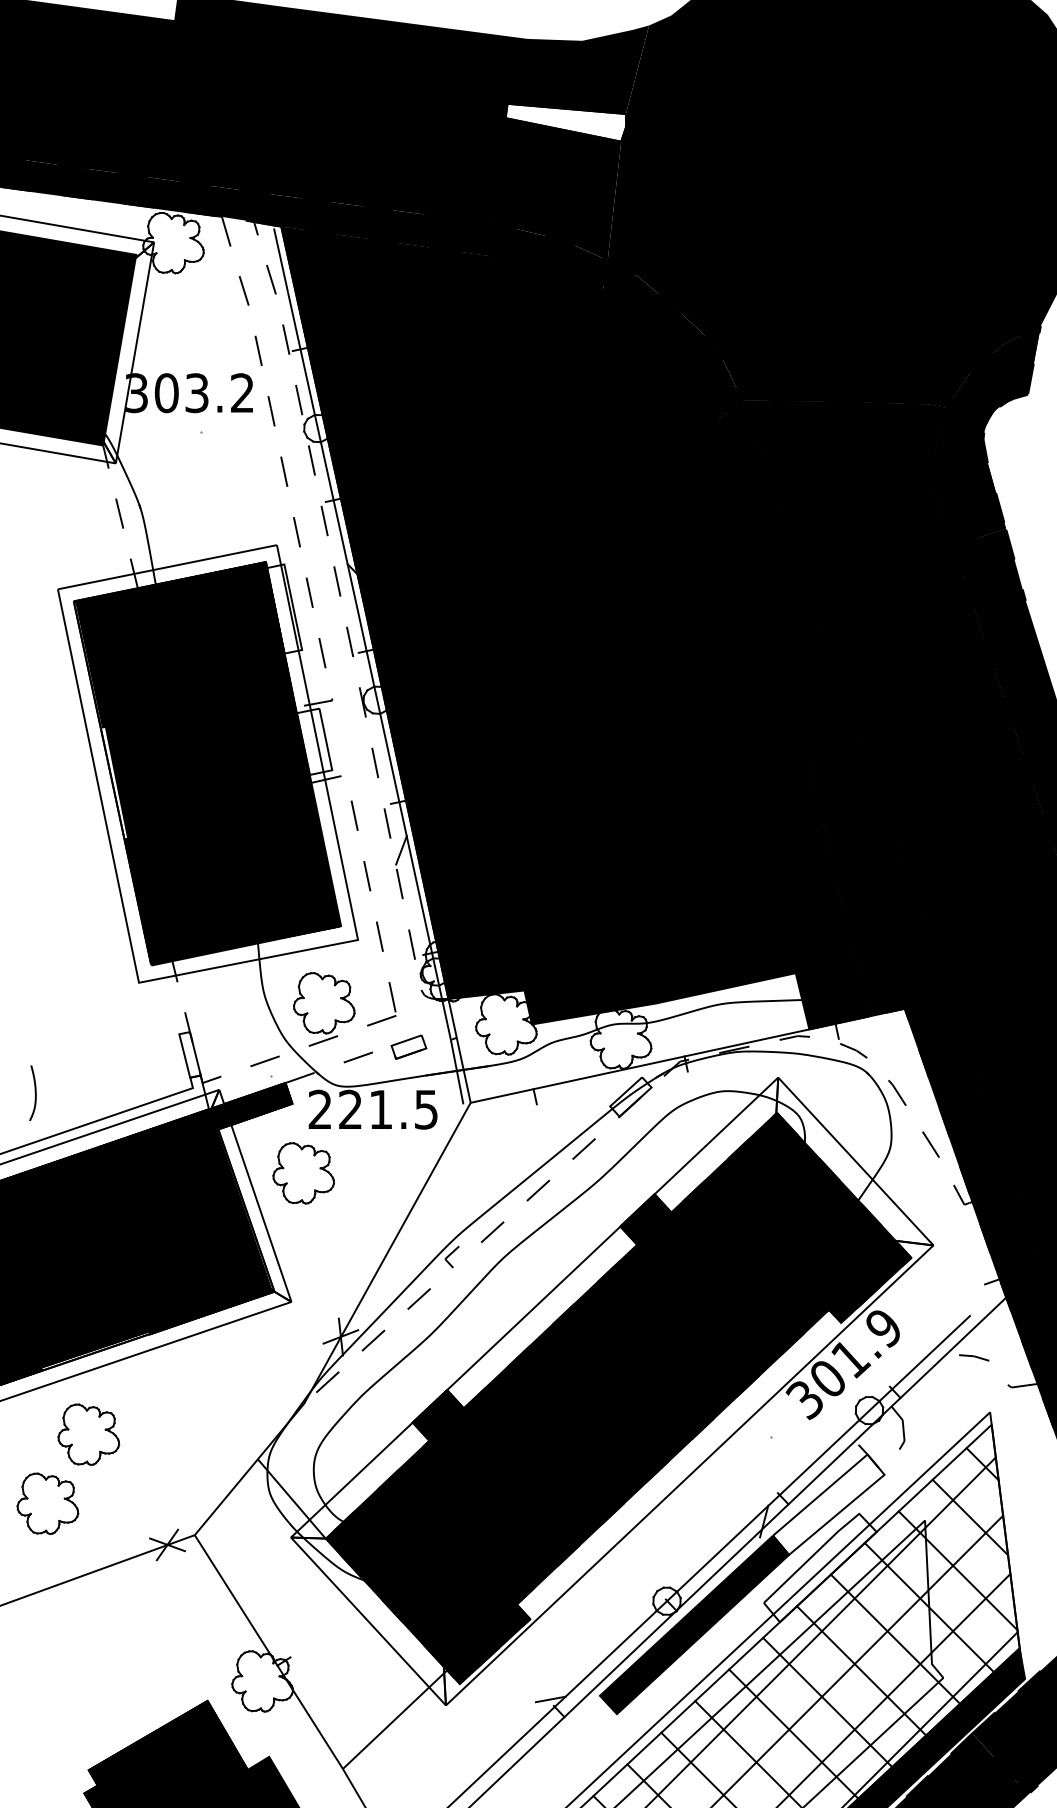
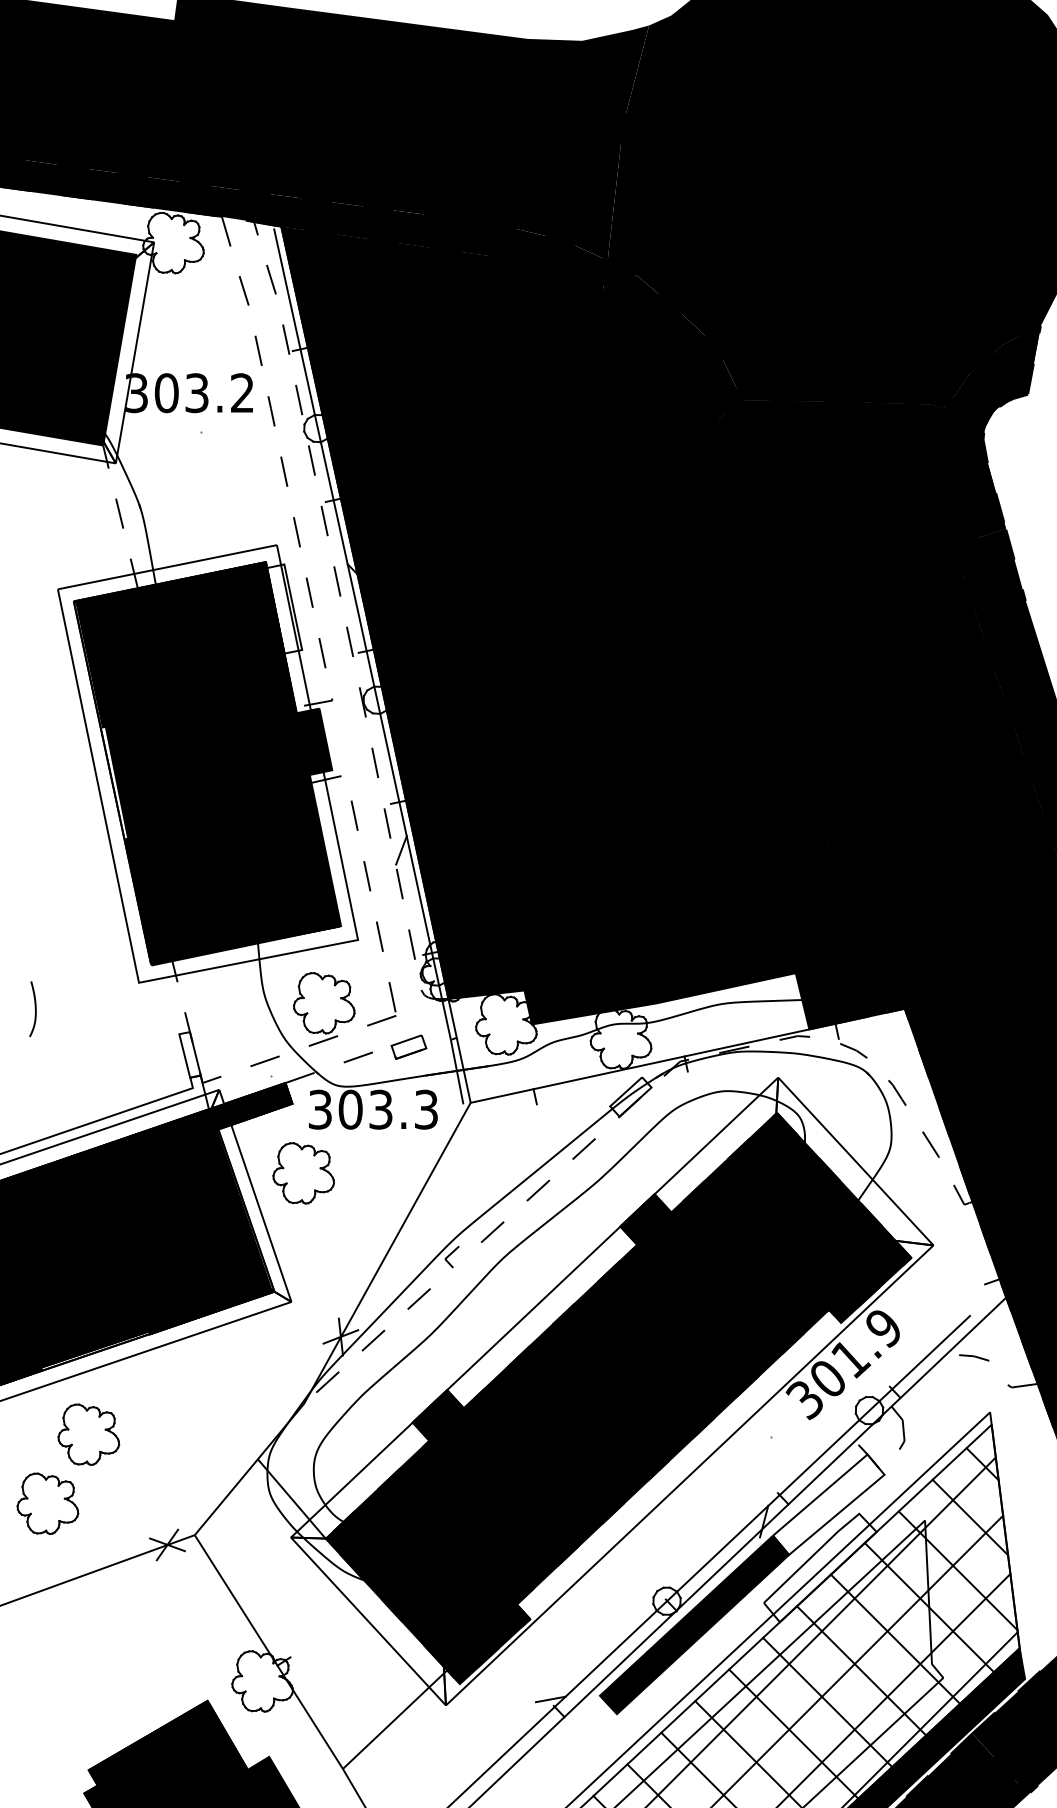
fill: none -> present (565, 122)
fill: none -> present (314, 741)
curve position: (34, 1092) -> (34, 1008) (34, 1008)
text: 221.5 -> 303.3 (372, 1109)
